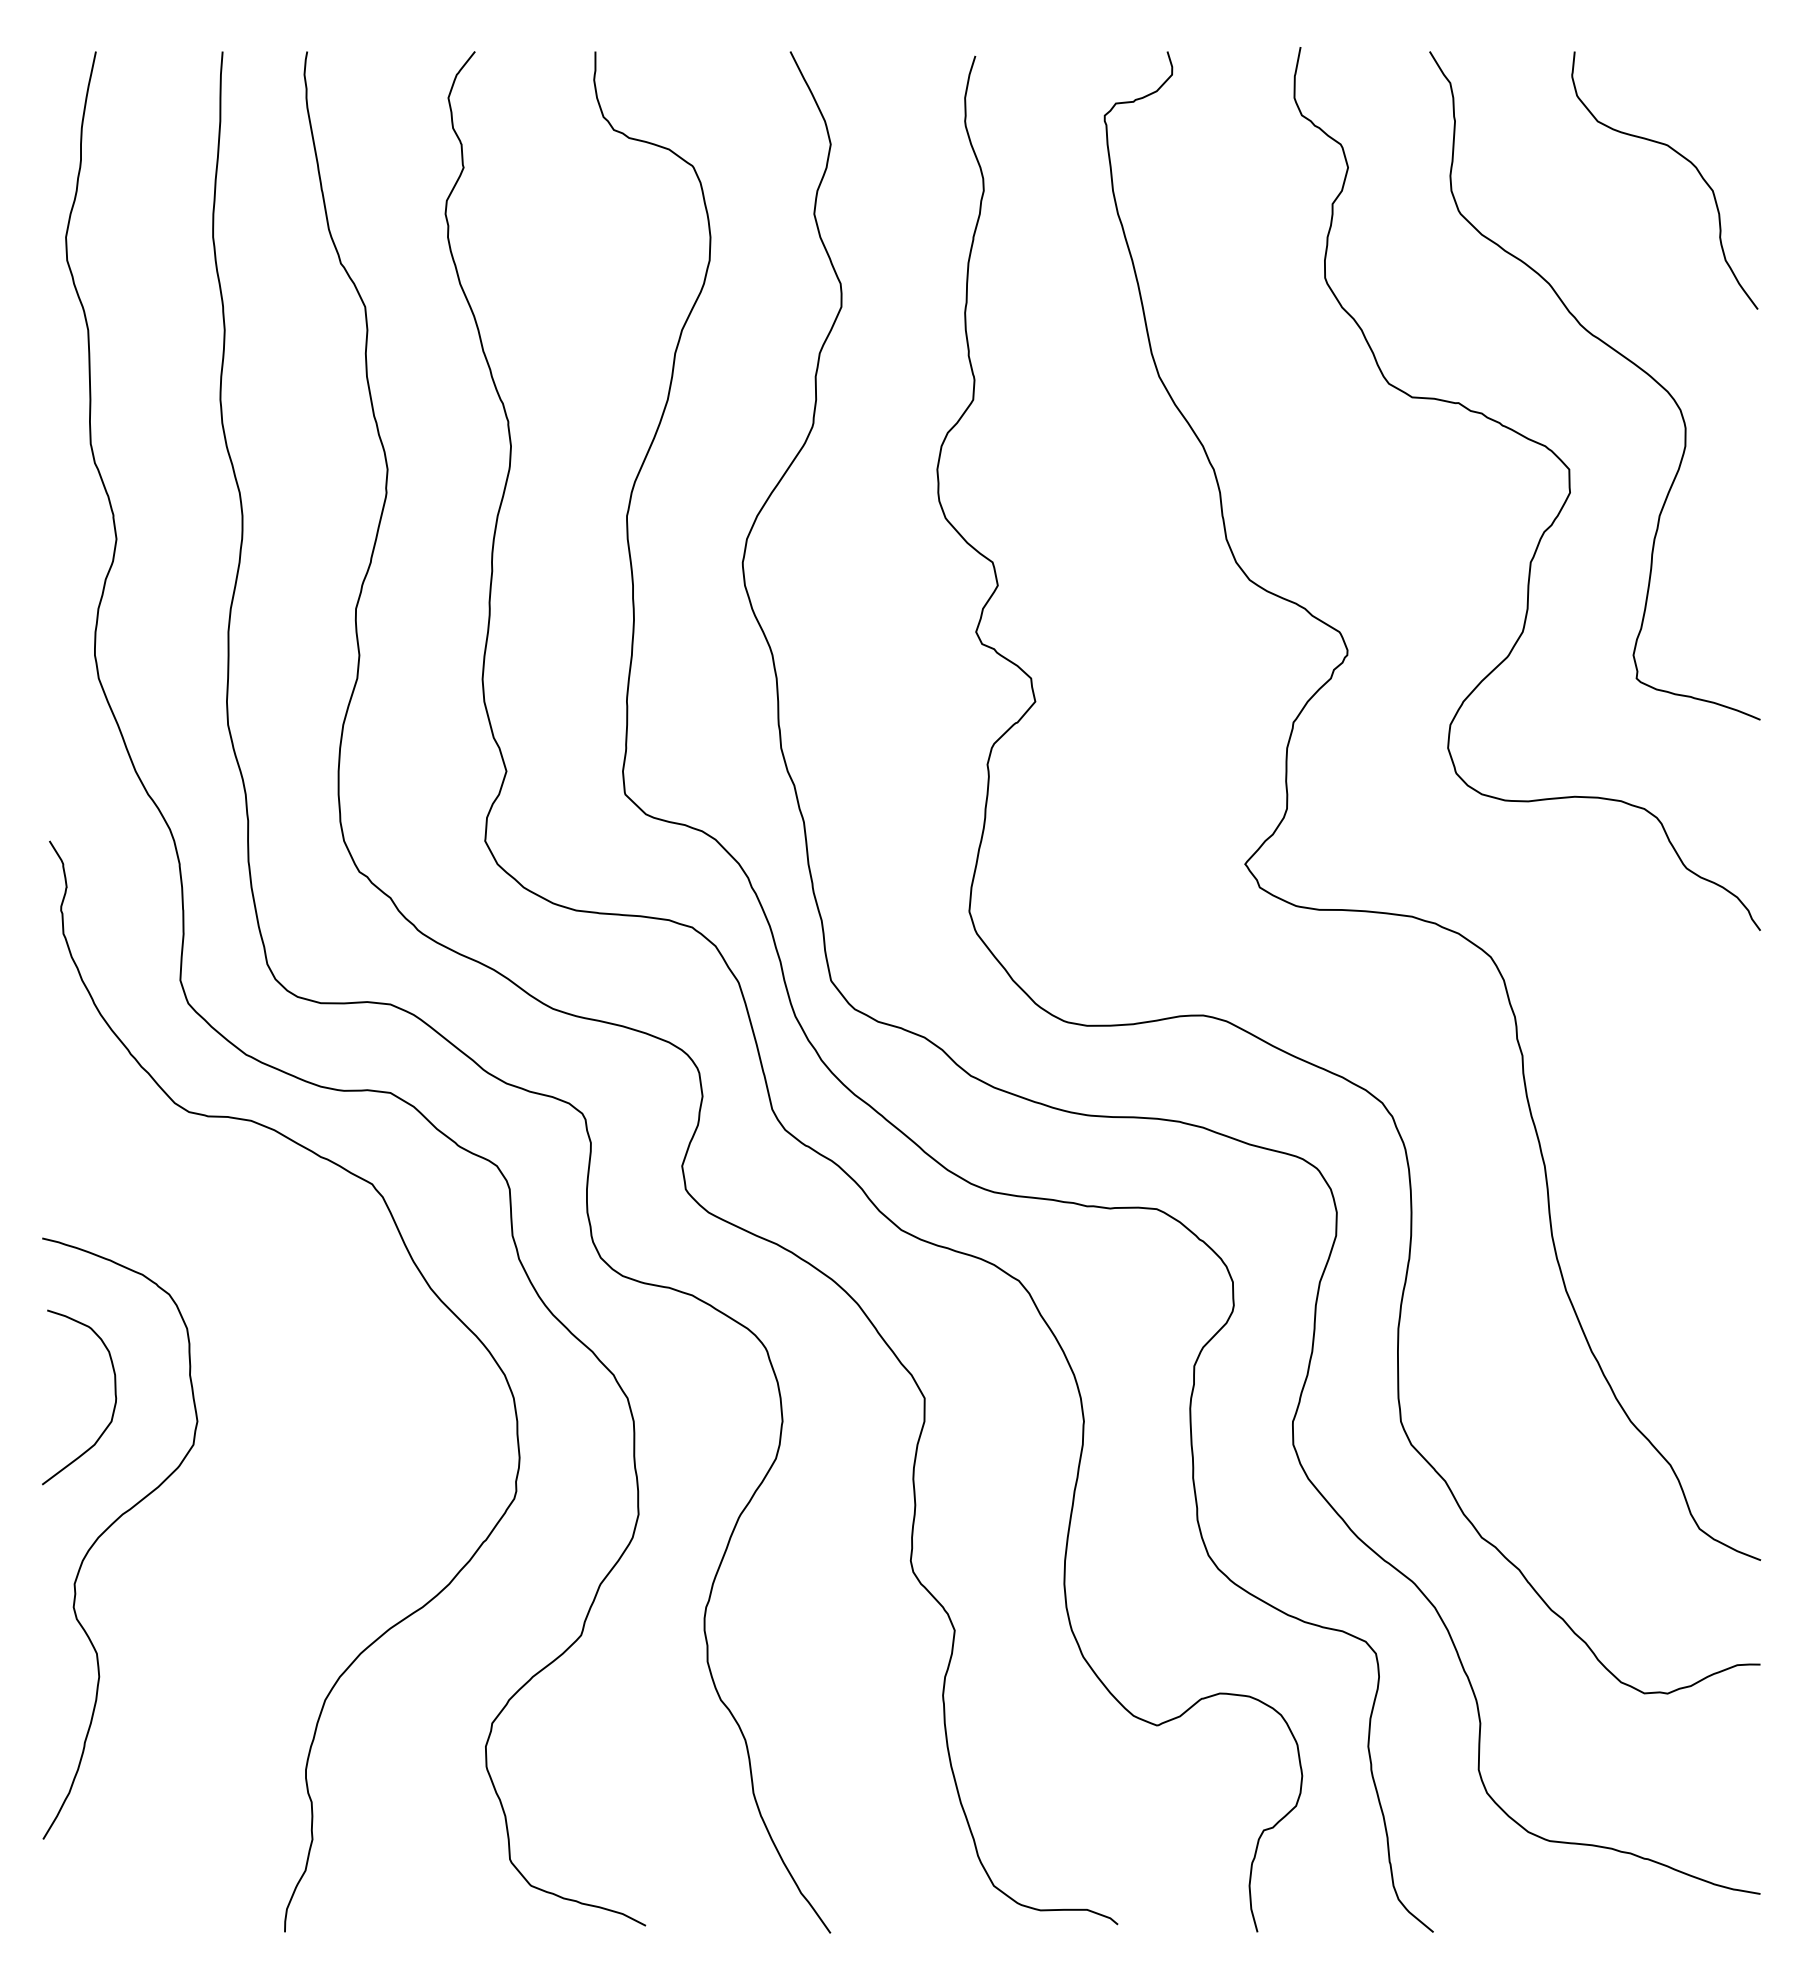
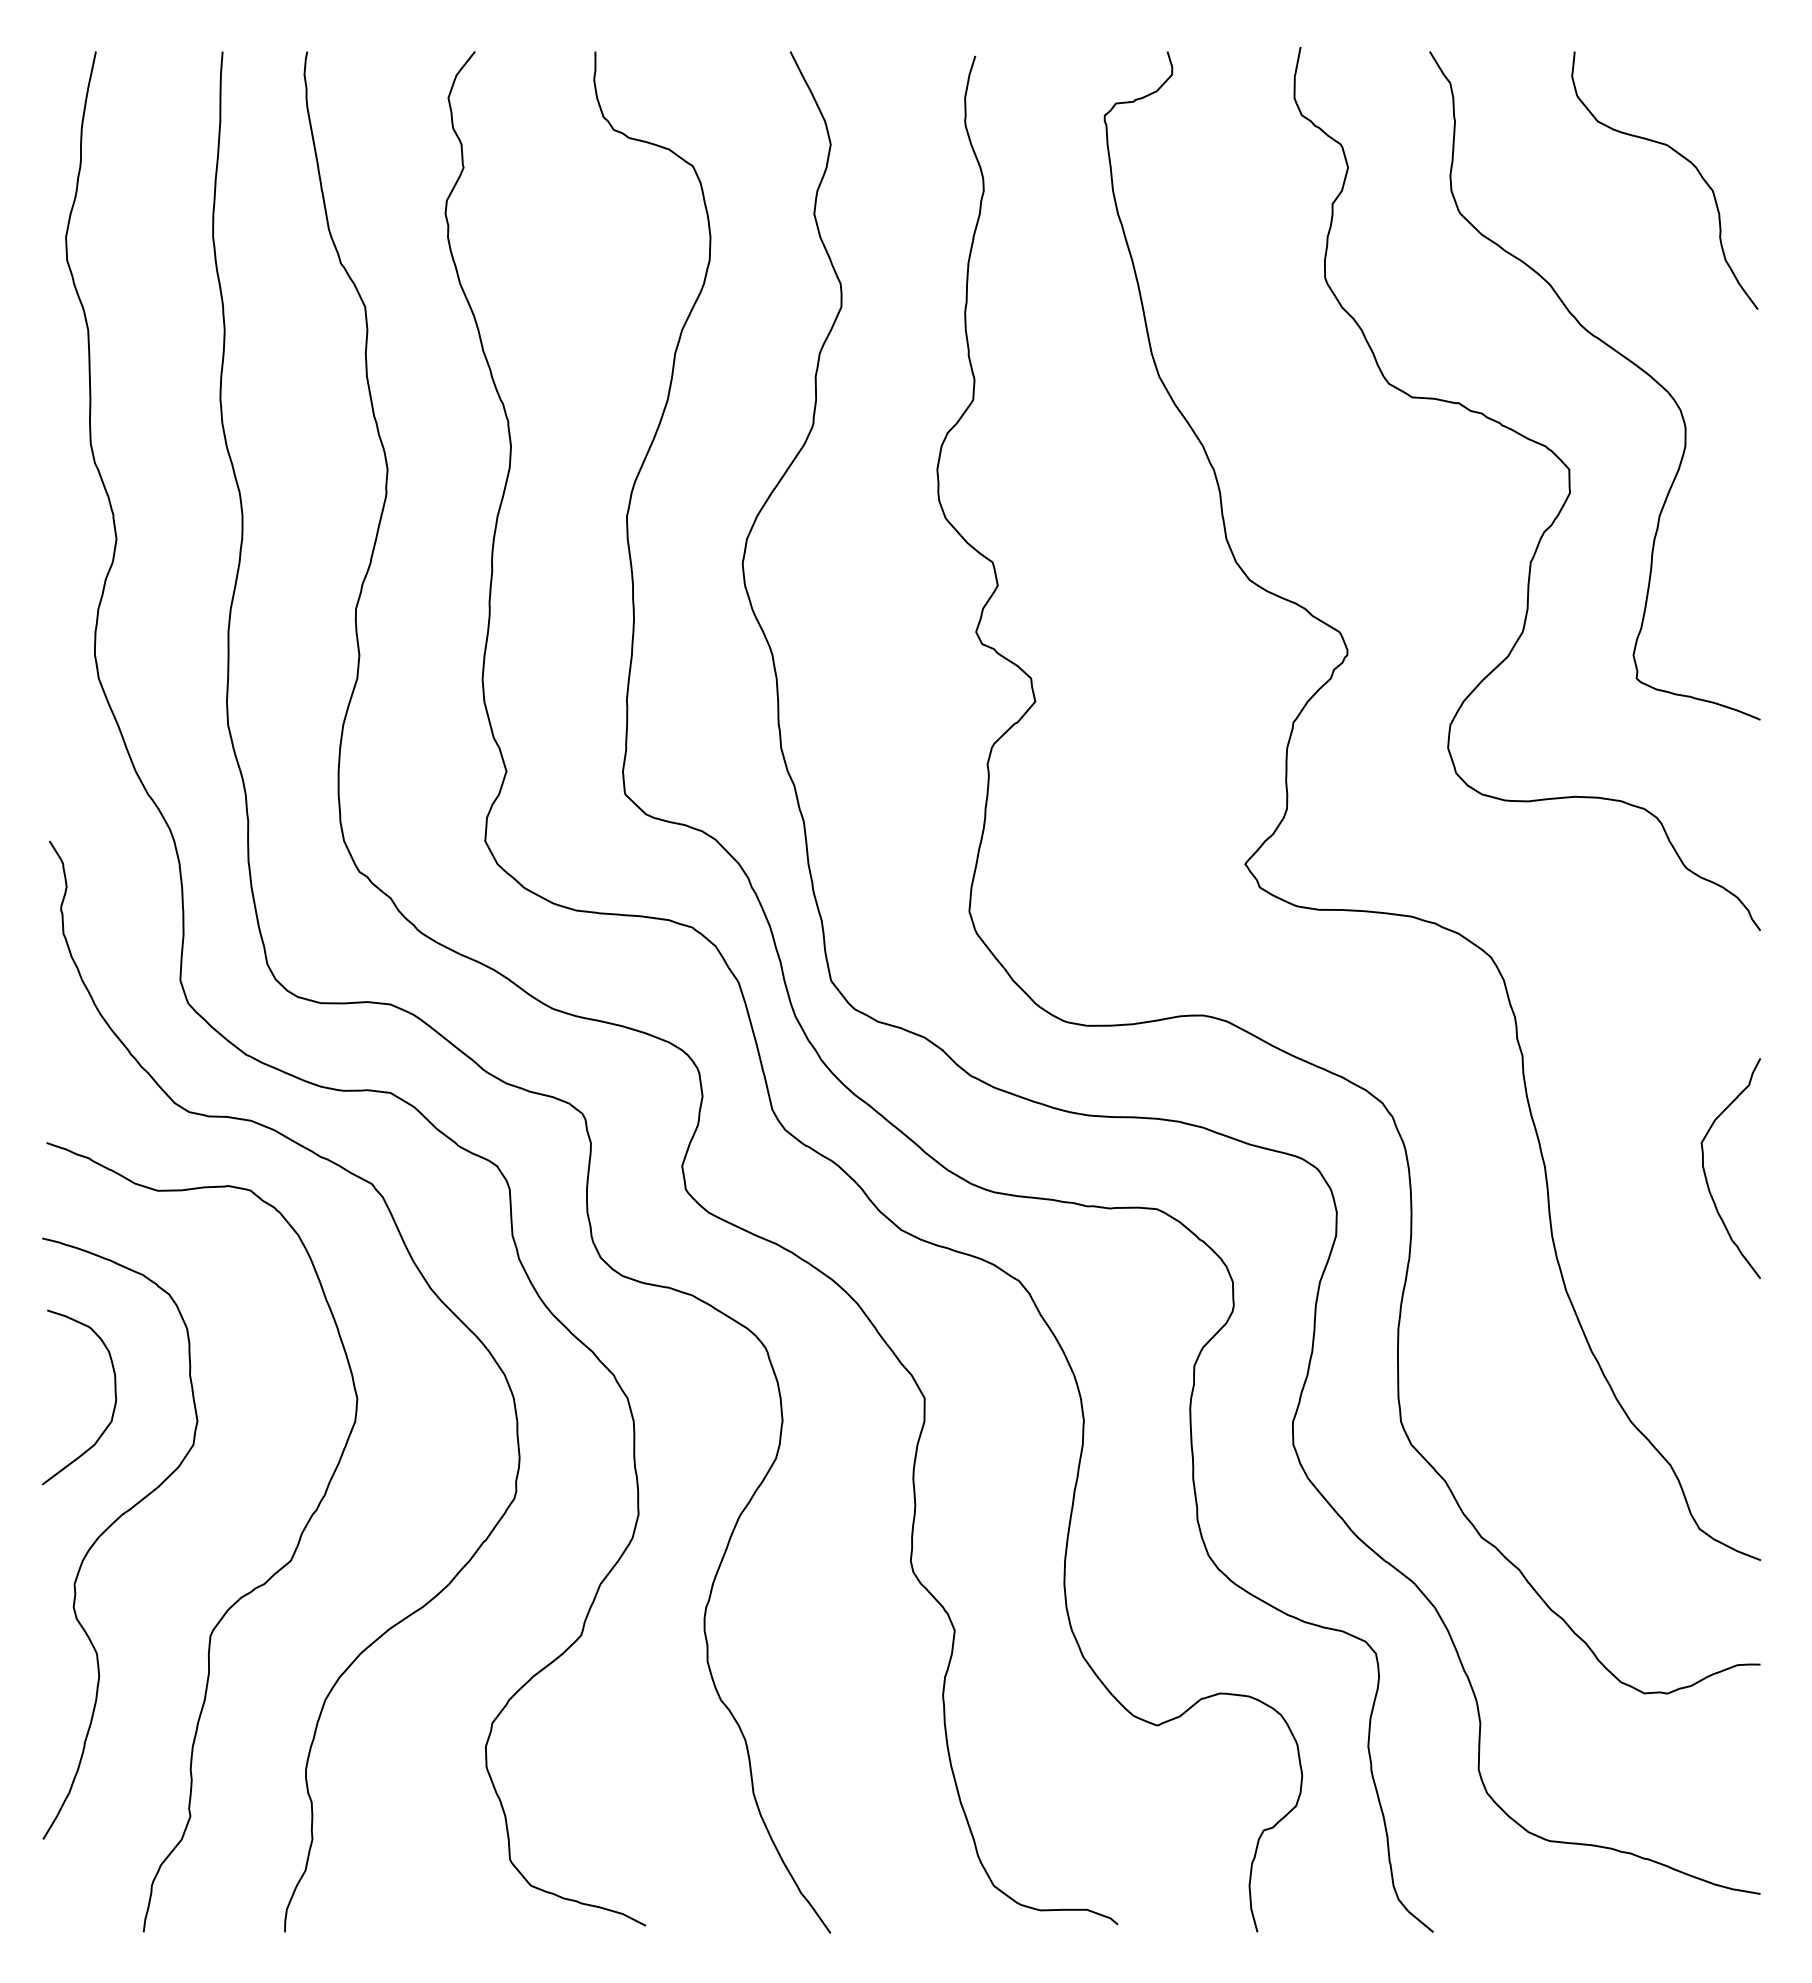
curve: none -> present (1706, 1175)
curve: none -> present (242, 1595)
